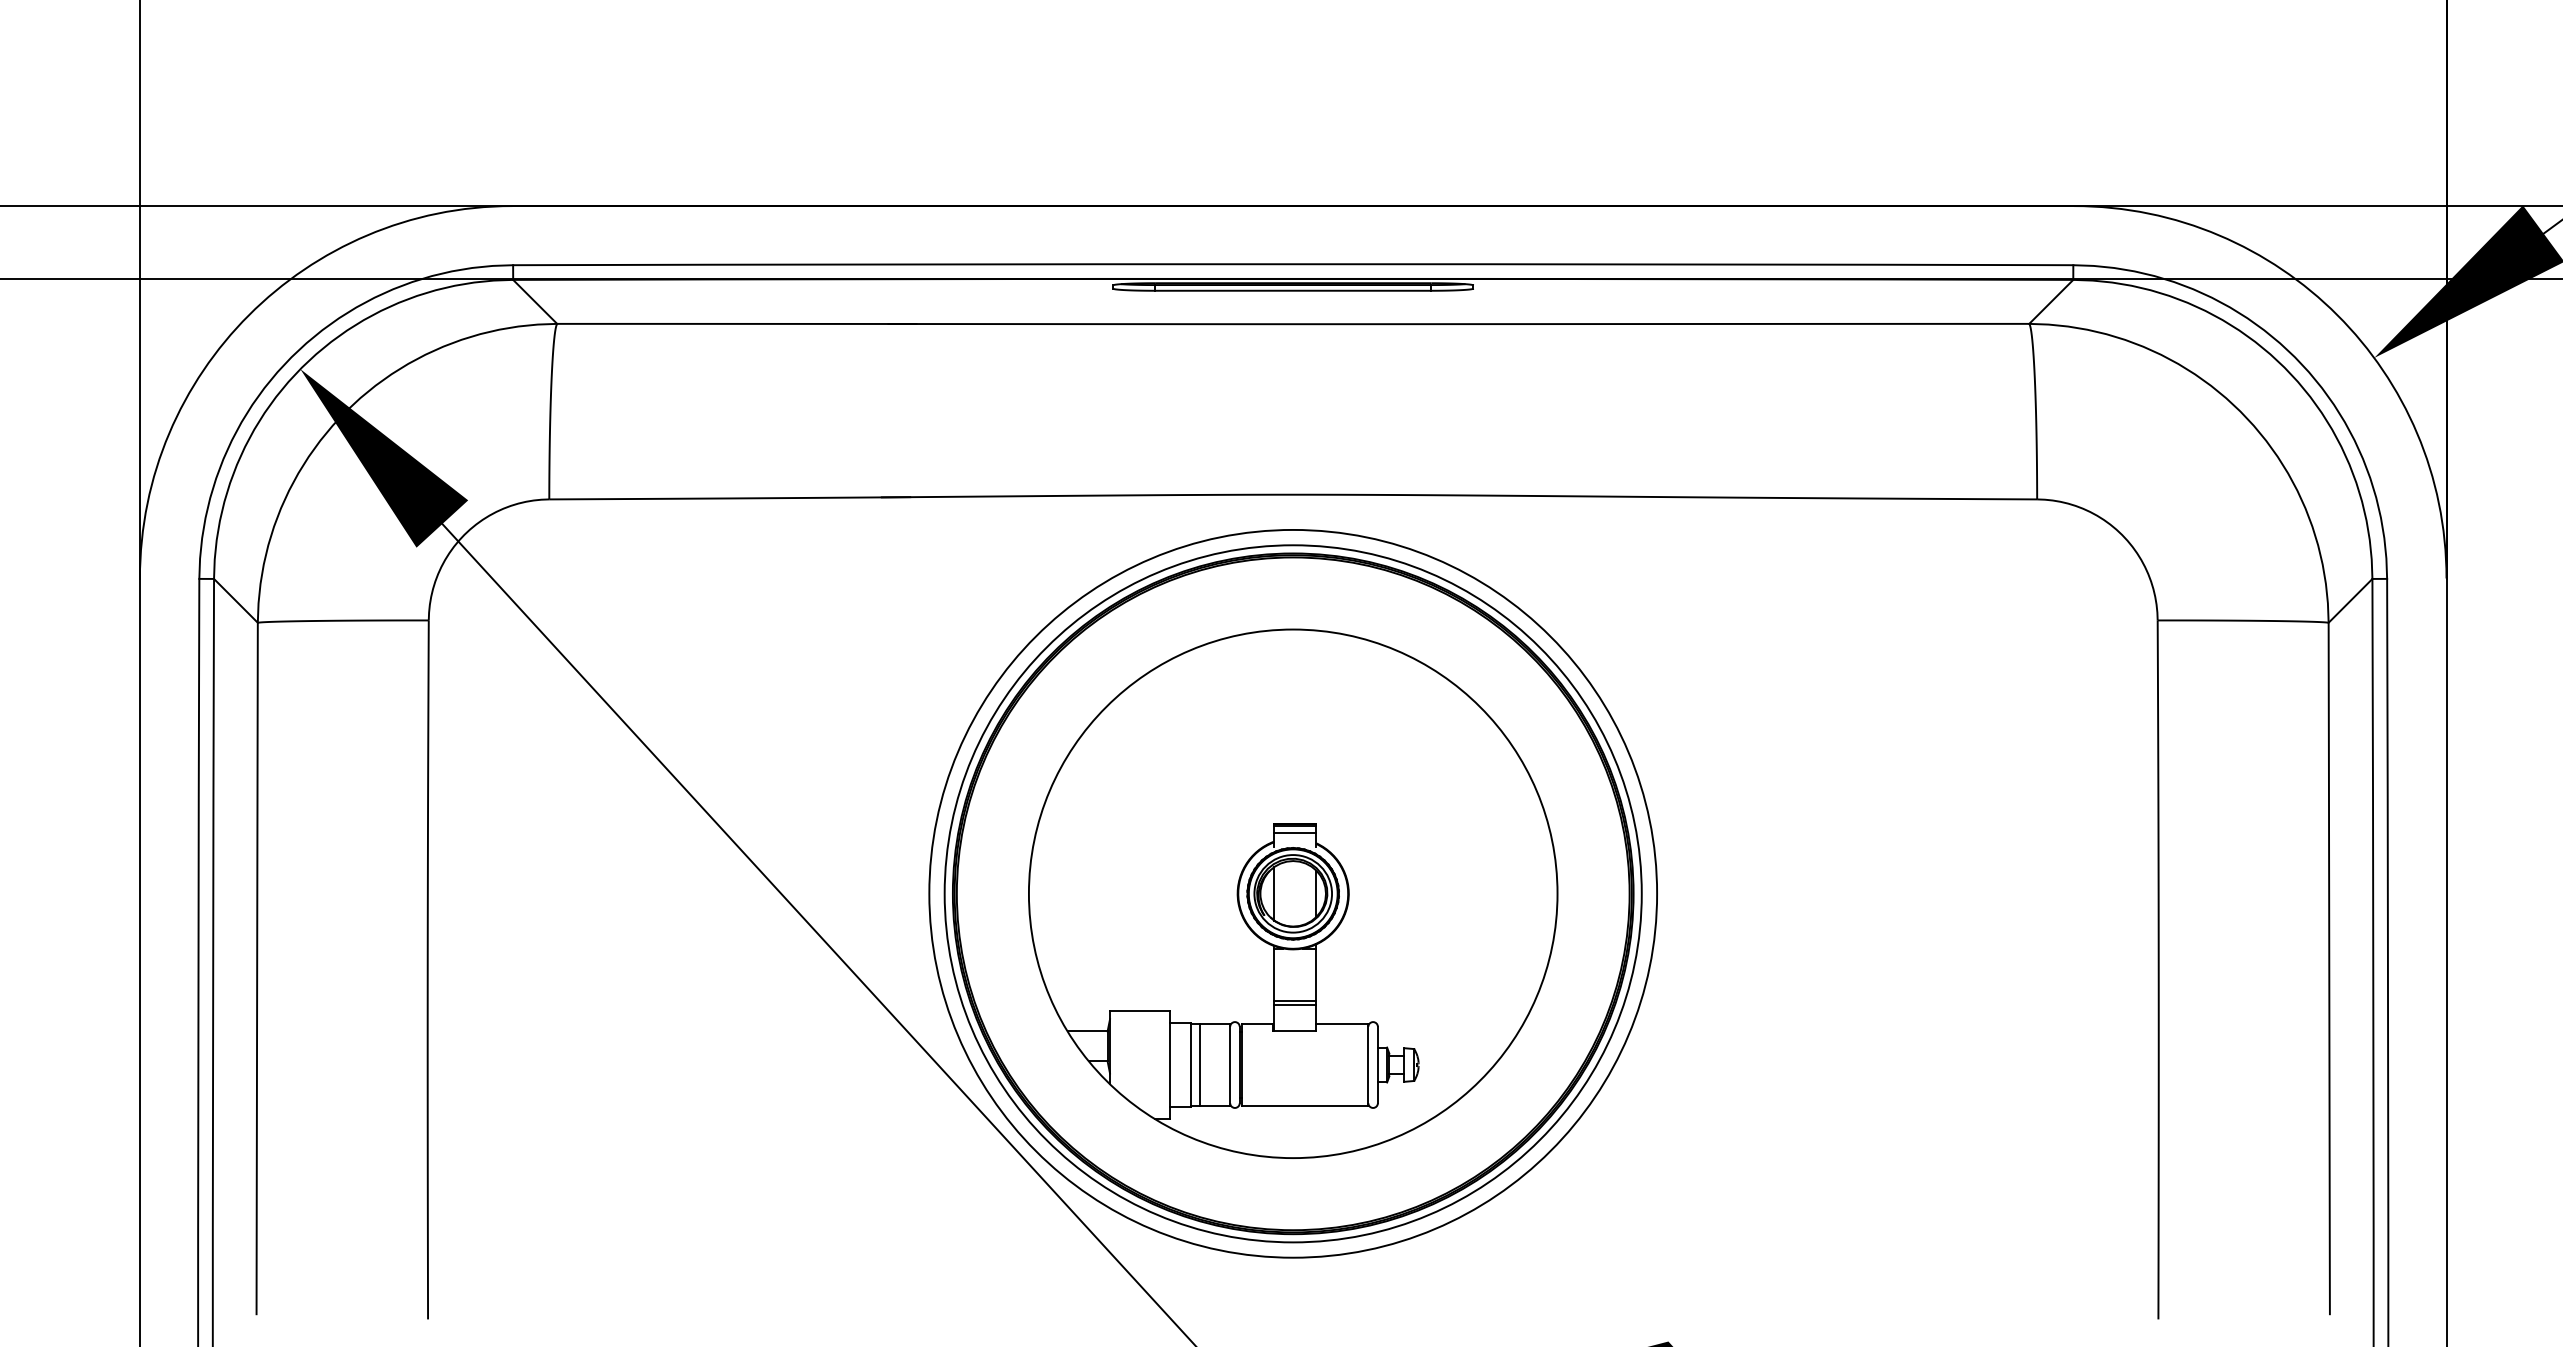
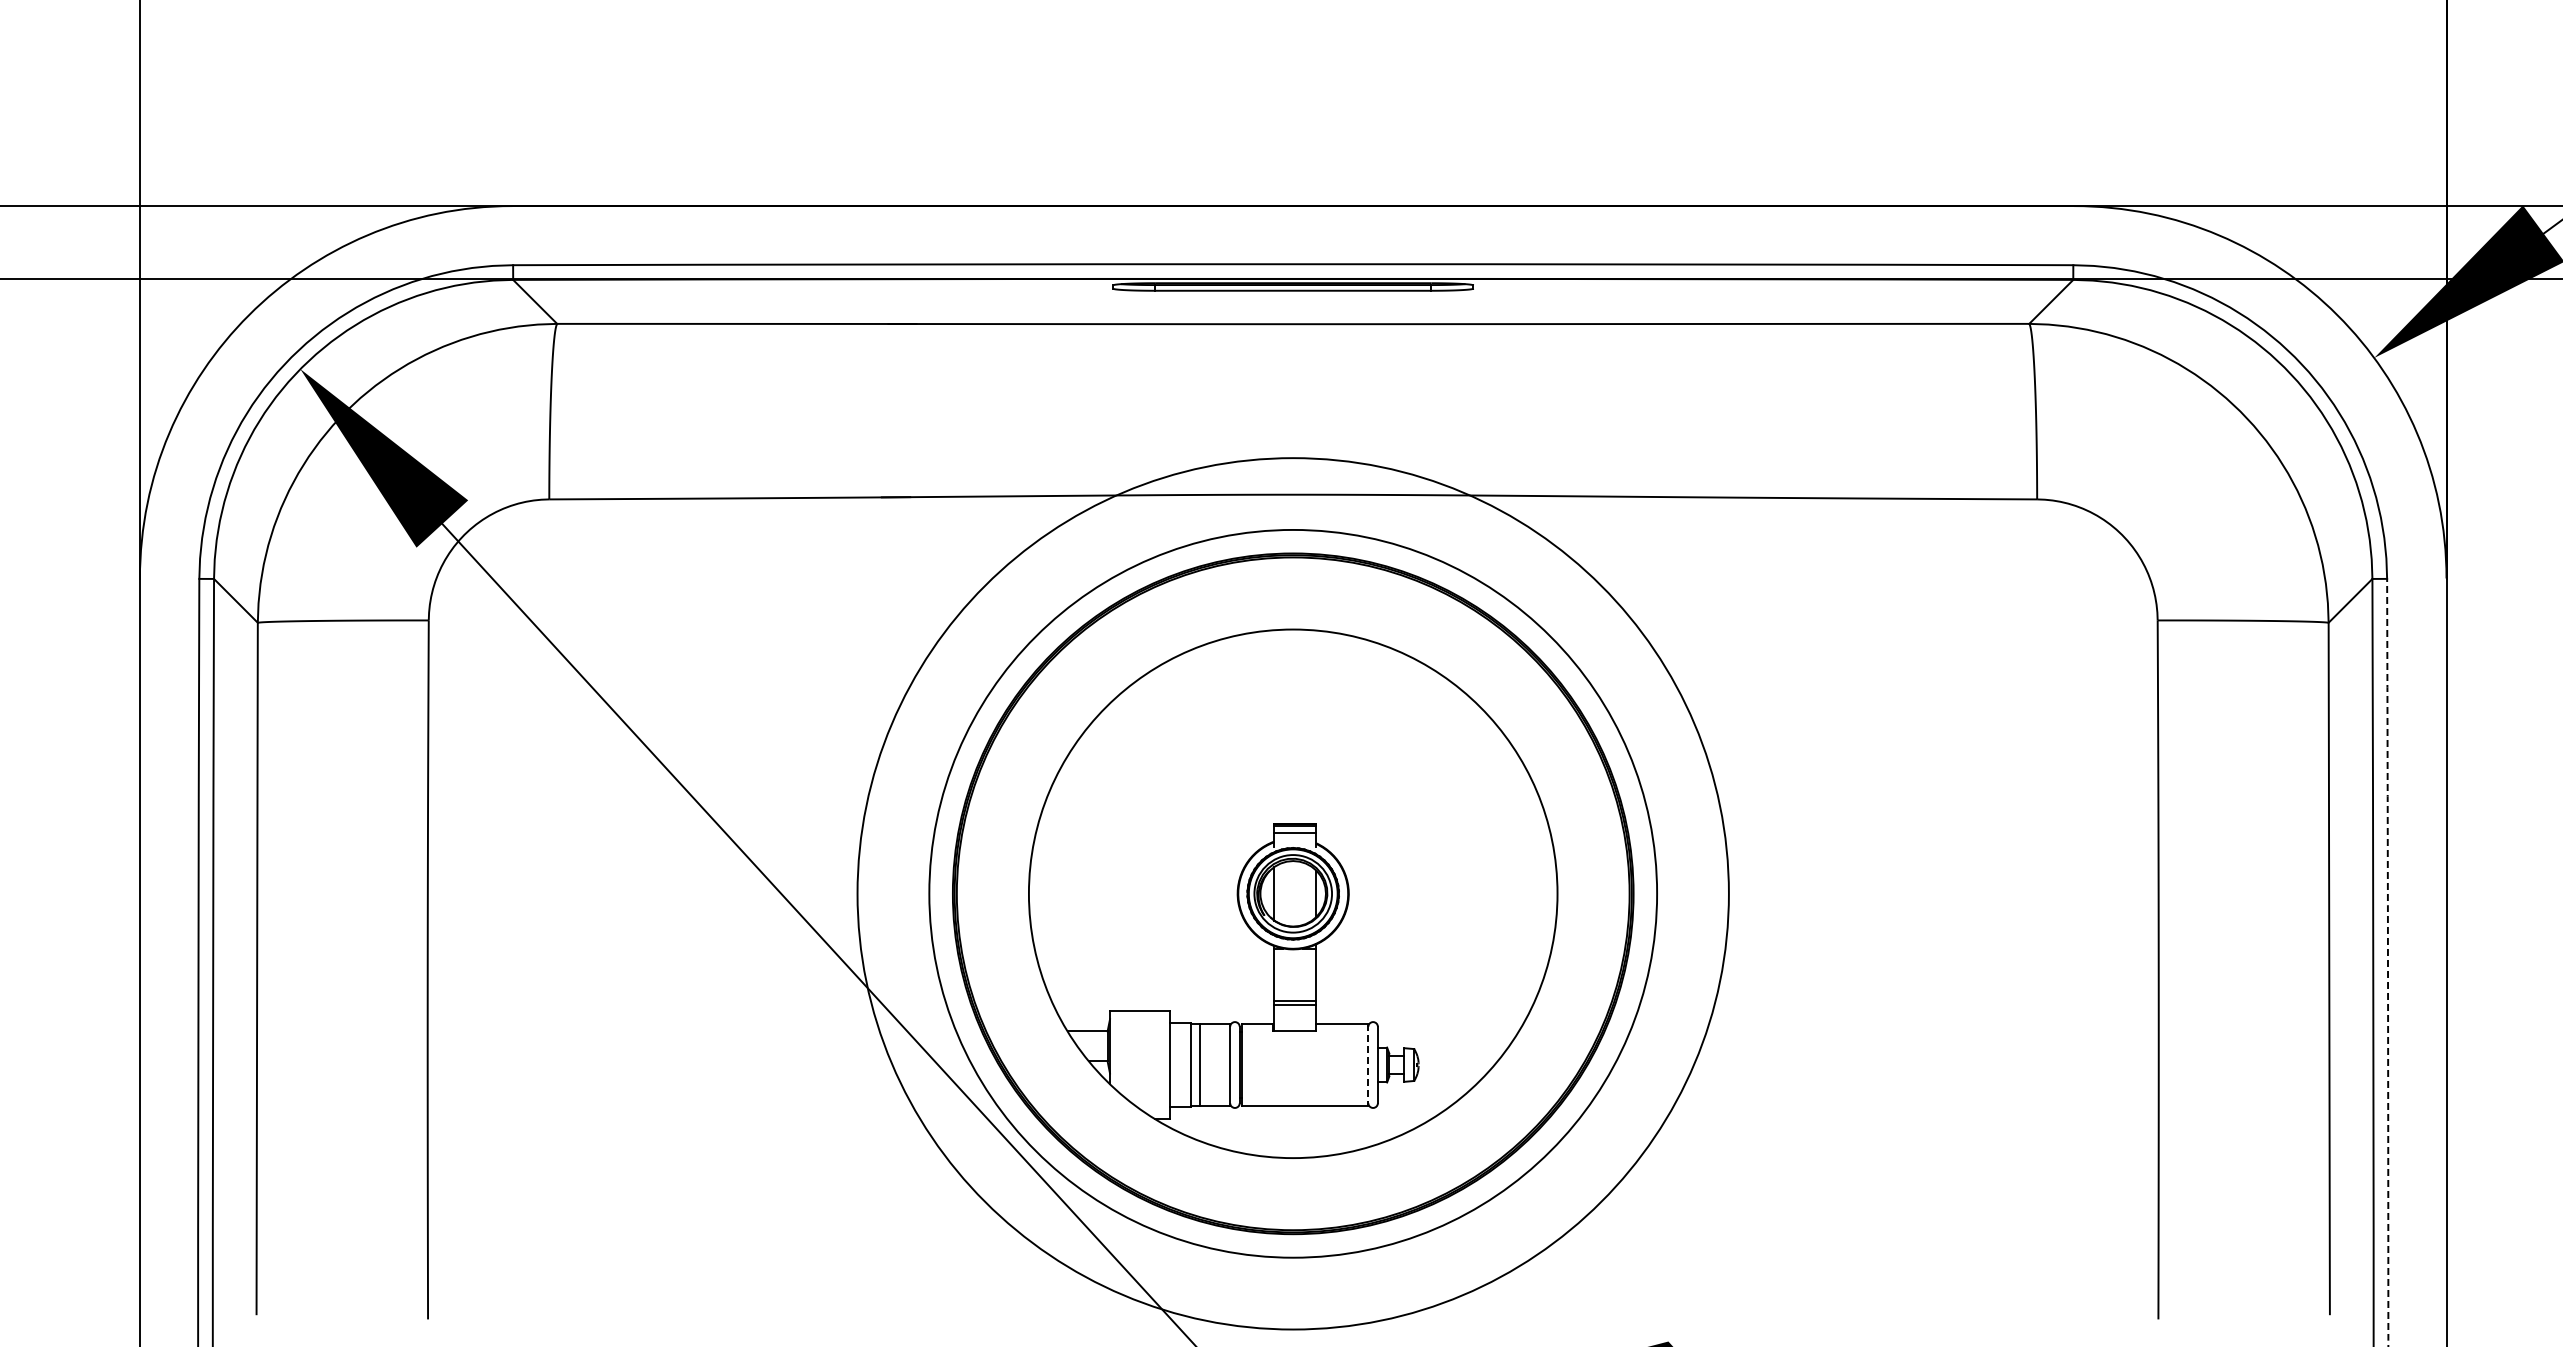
circle diameter: 697 px -> 871 px (1292, 893)
arc: solid -> dashed (2387, 963)
line: solid -> dashed (1368, 1065)
